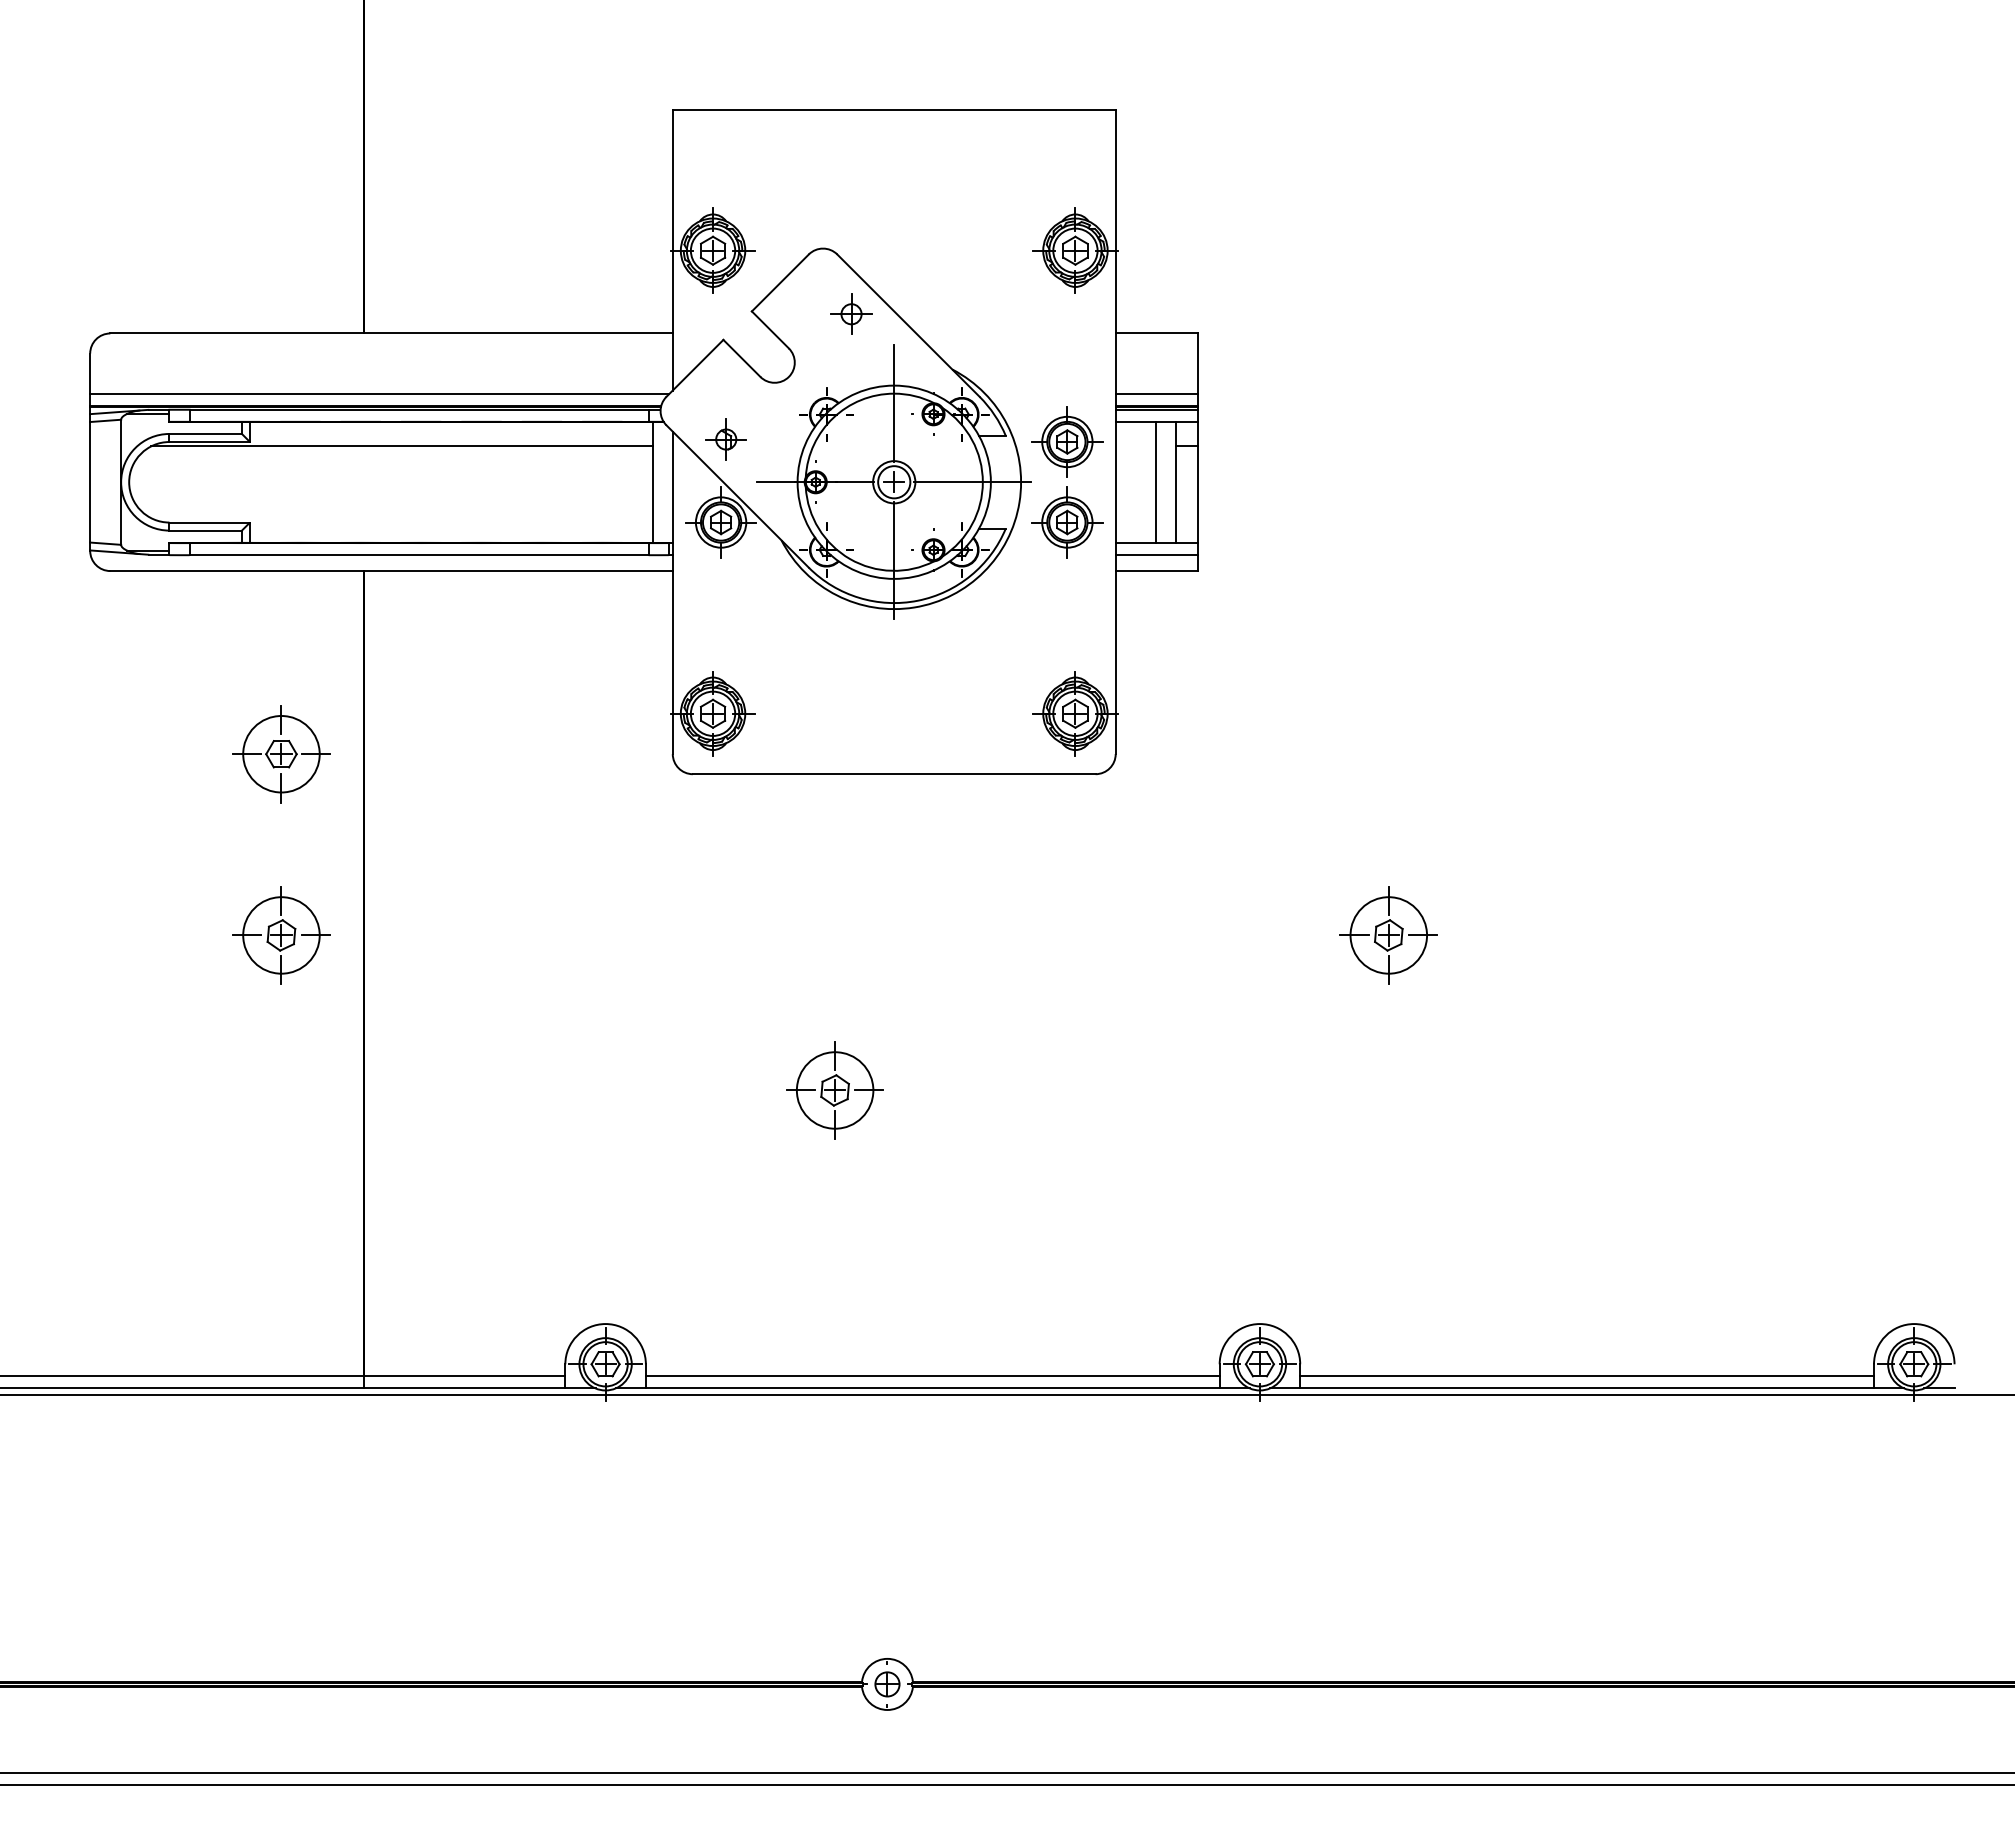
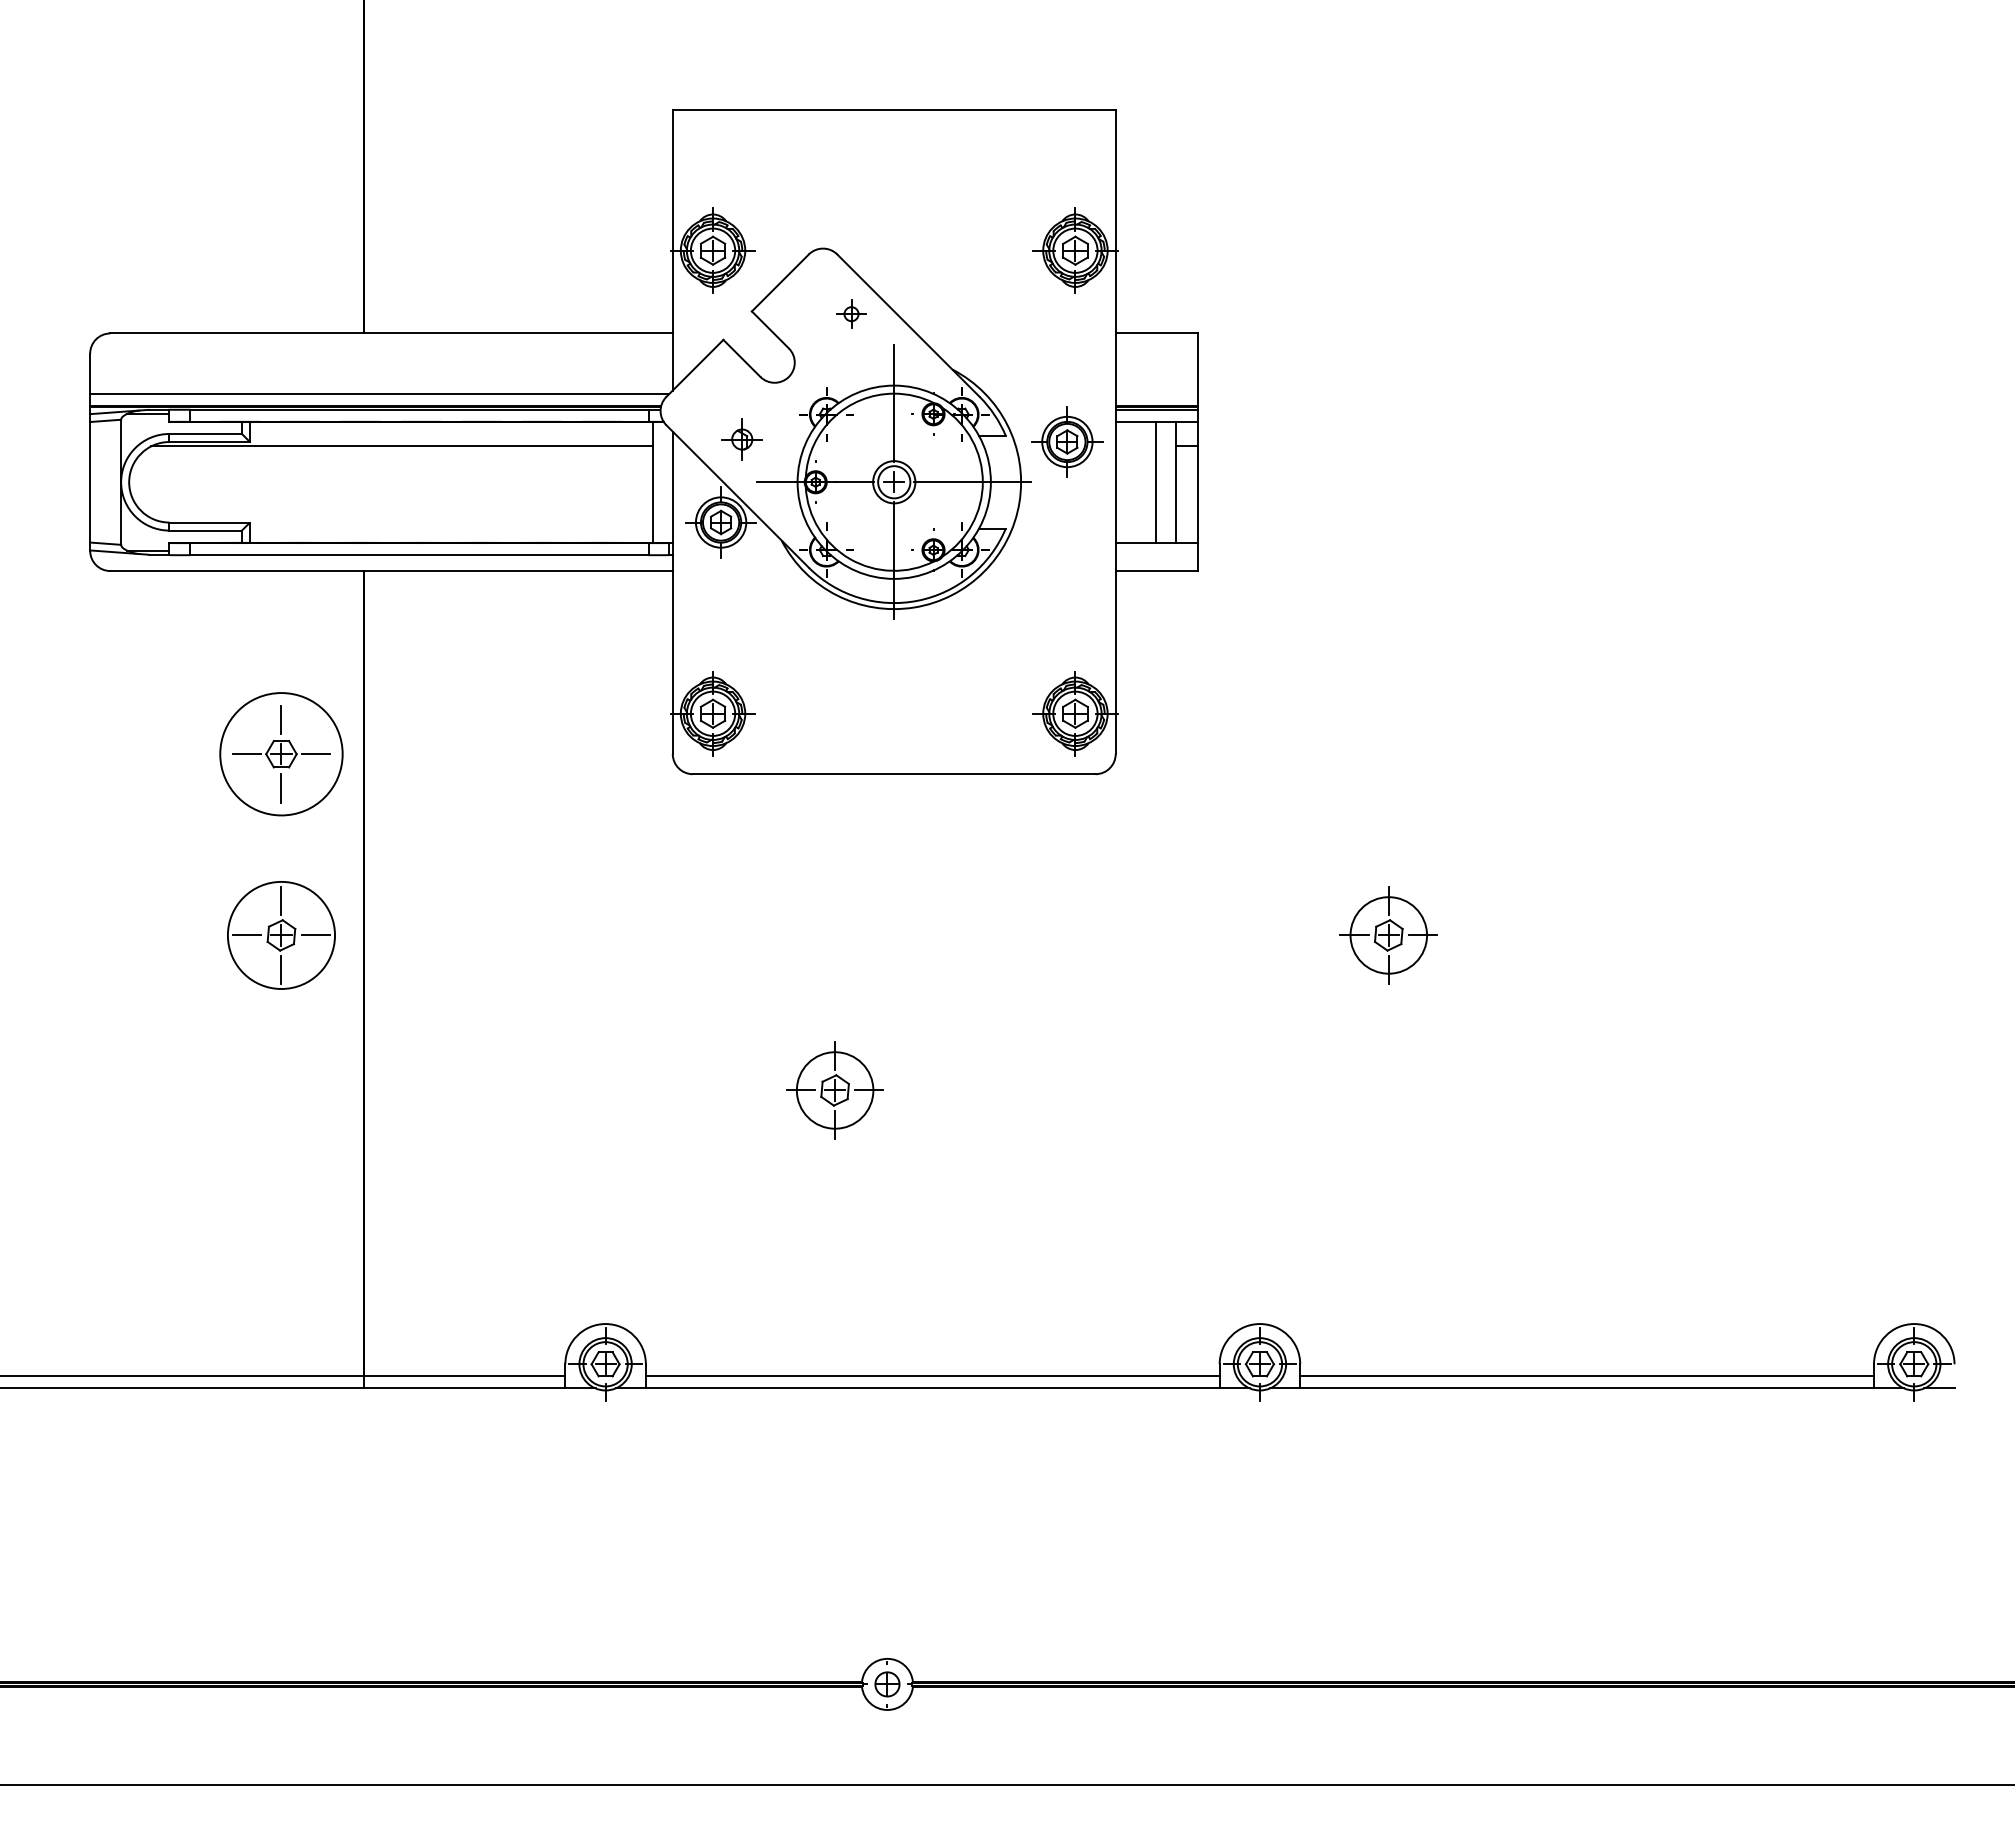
part size: 43x42 px -> 31x30 px (851, 313)
line: present -> none (1156, 393)
part position: (725, 439) -> (741, 439) (741, 439)
part: present -> none (1067, 522)
line: present -> none (1156, 554)
circle diameter: 77 px -> 122 px (281, 754)
circle diameter: 77 px -> 107 px (281, 935)
line: present -> none (1006, 1394)
line: present -> none (1006, 1773)
